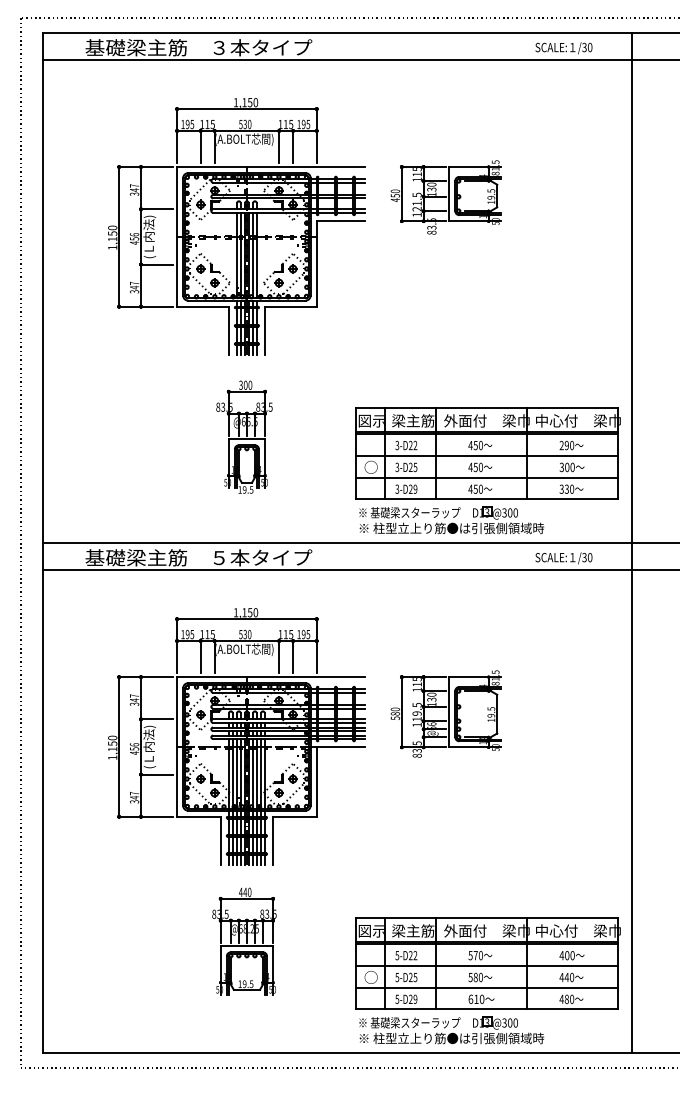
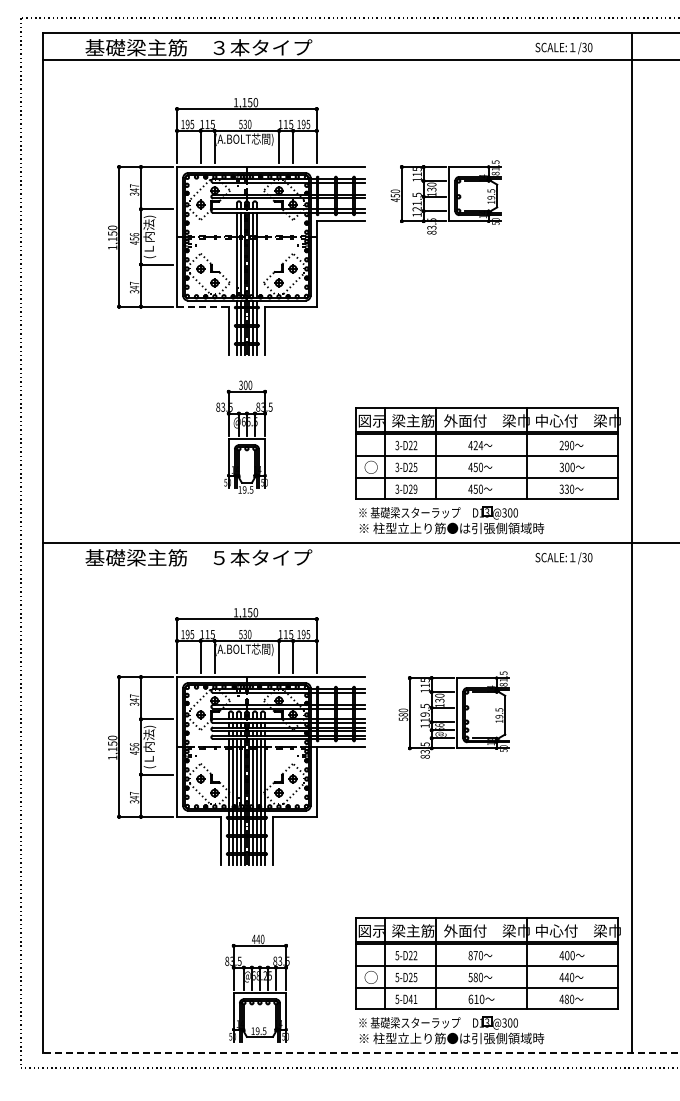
line: solid -> dashed (202, 306)
text: 450 -> 424 (478, 445)
line: present -> none (359, 570)
part position: (445, 713) -> (453, 714) (453, 714)
part position: (244, 941) -> (257, 988) (257, 988)
text: 570 -> 870 (470, 955)
text: 5-D29 -> 5-D41 (412, 998)
line: solid -> dashed (360, 1053)
